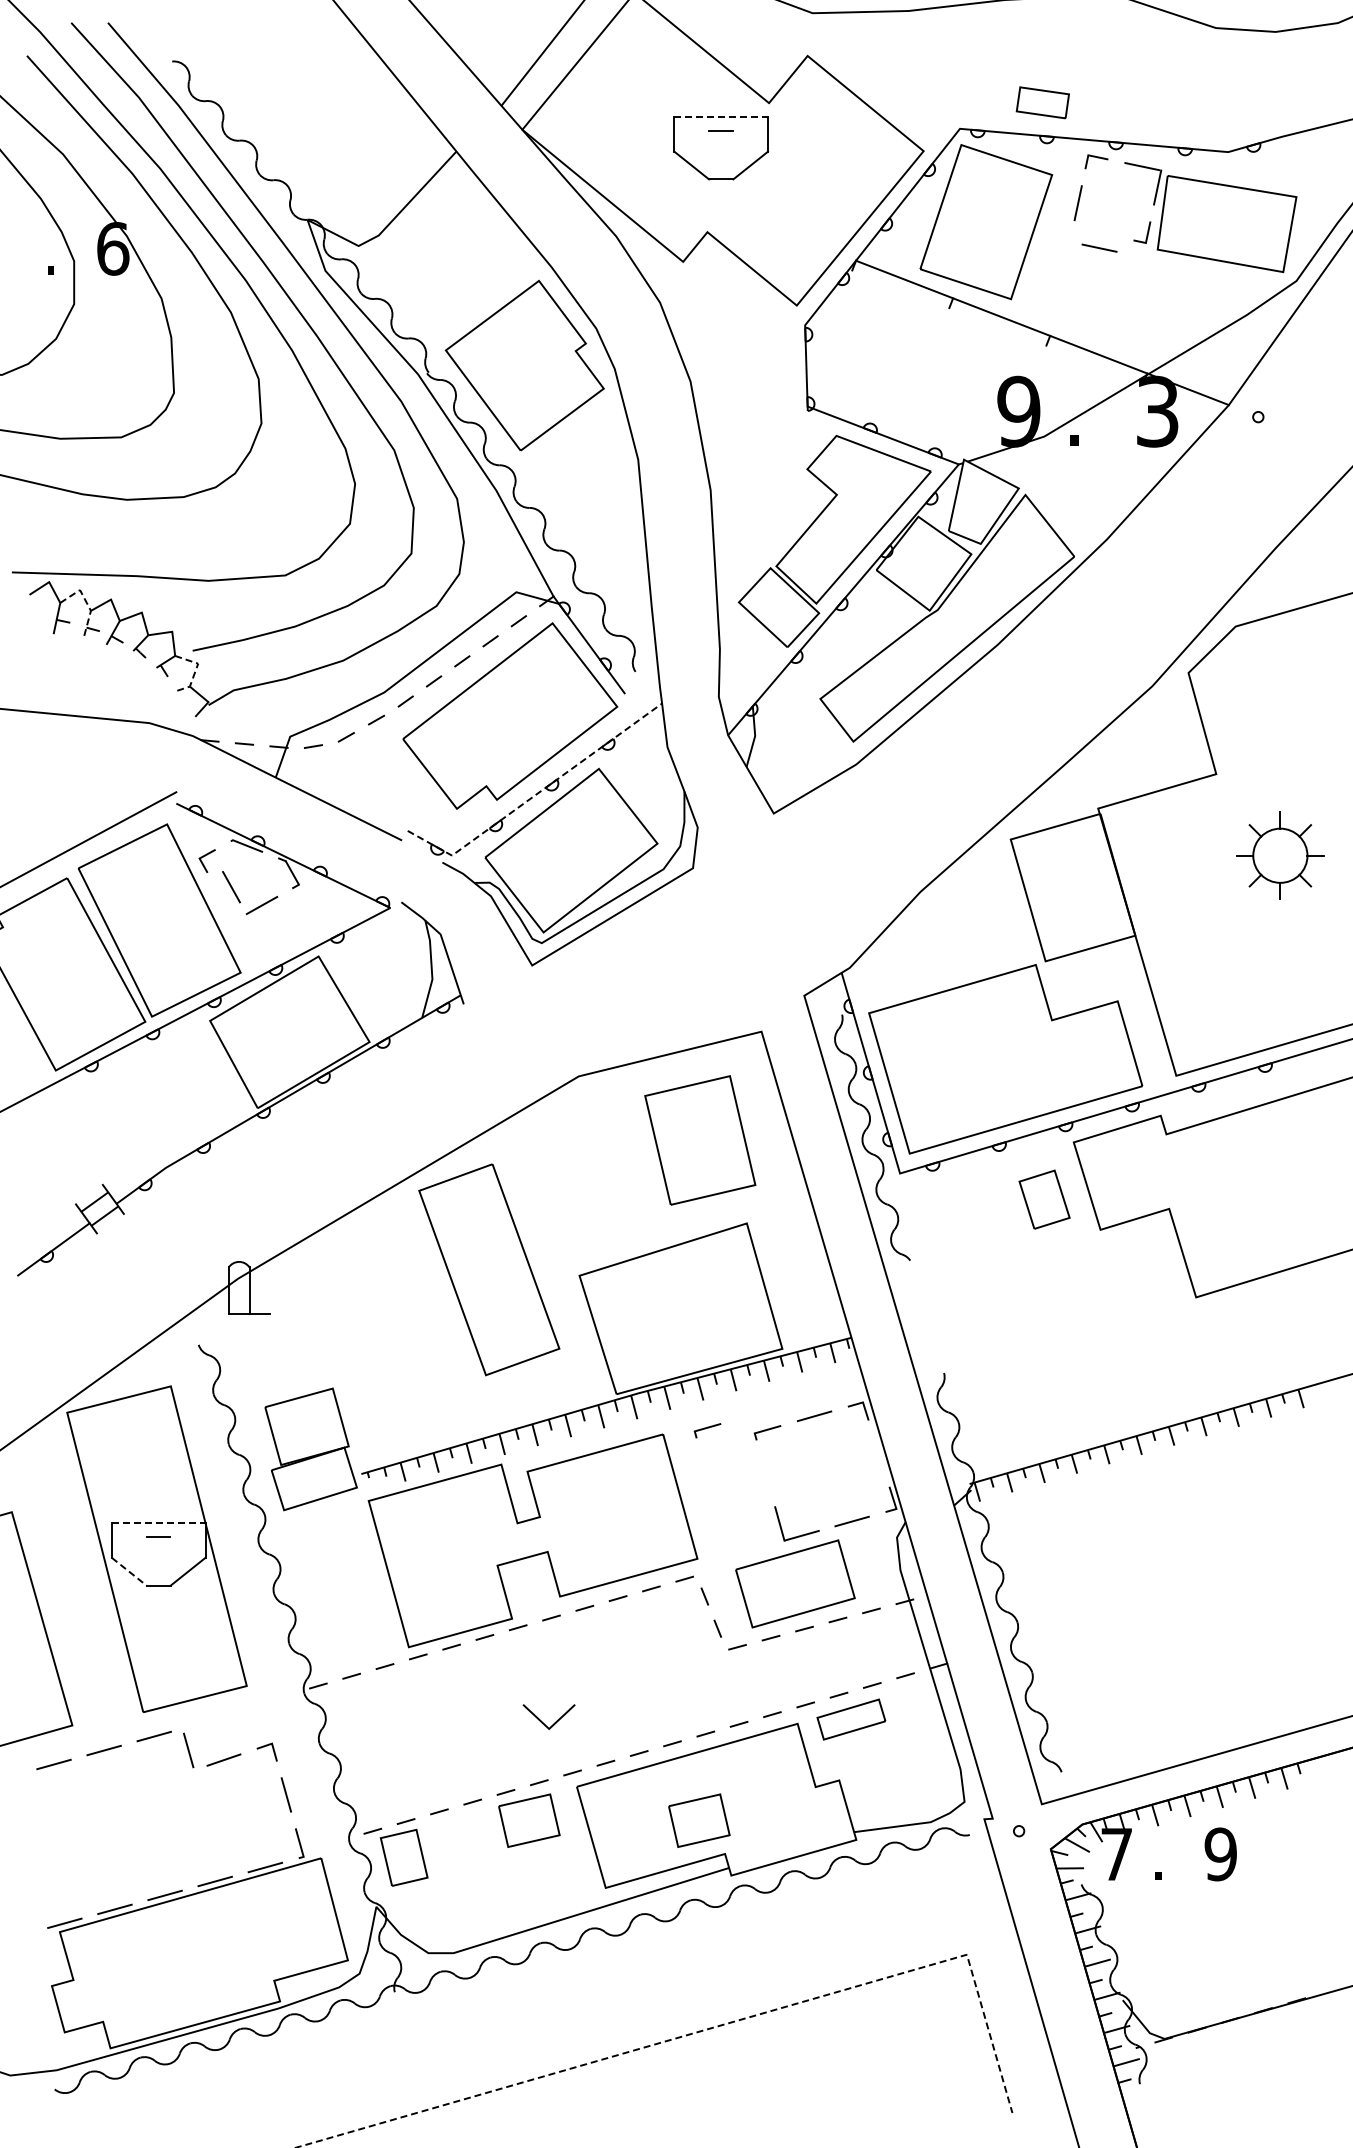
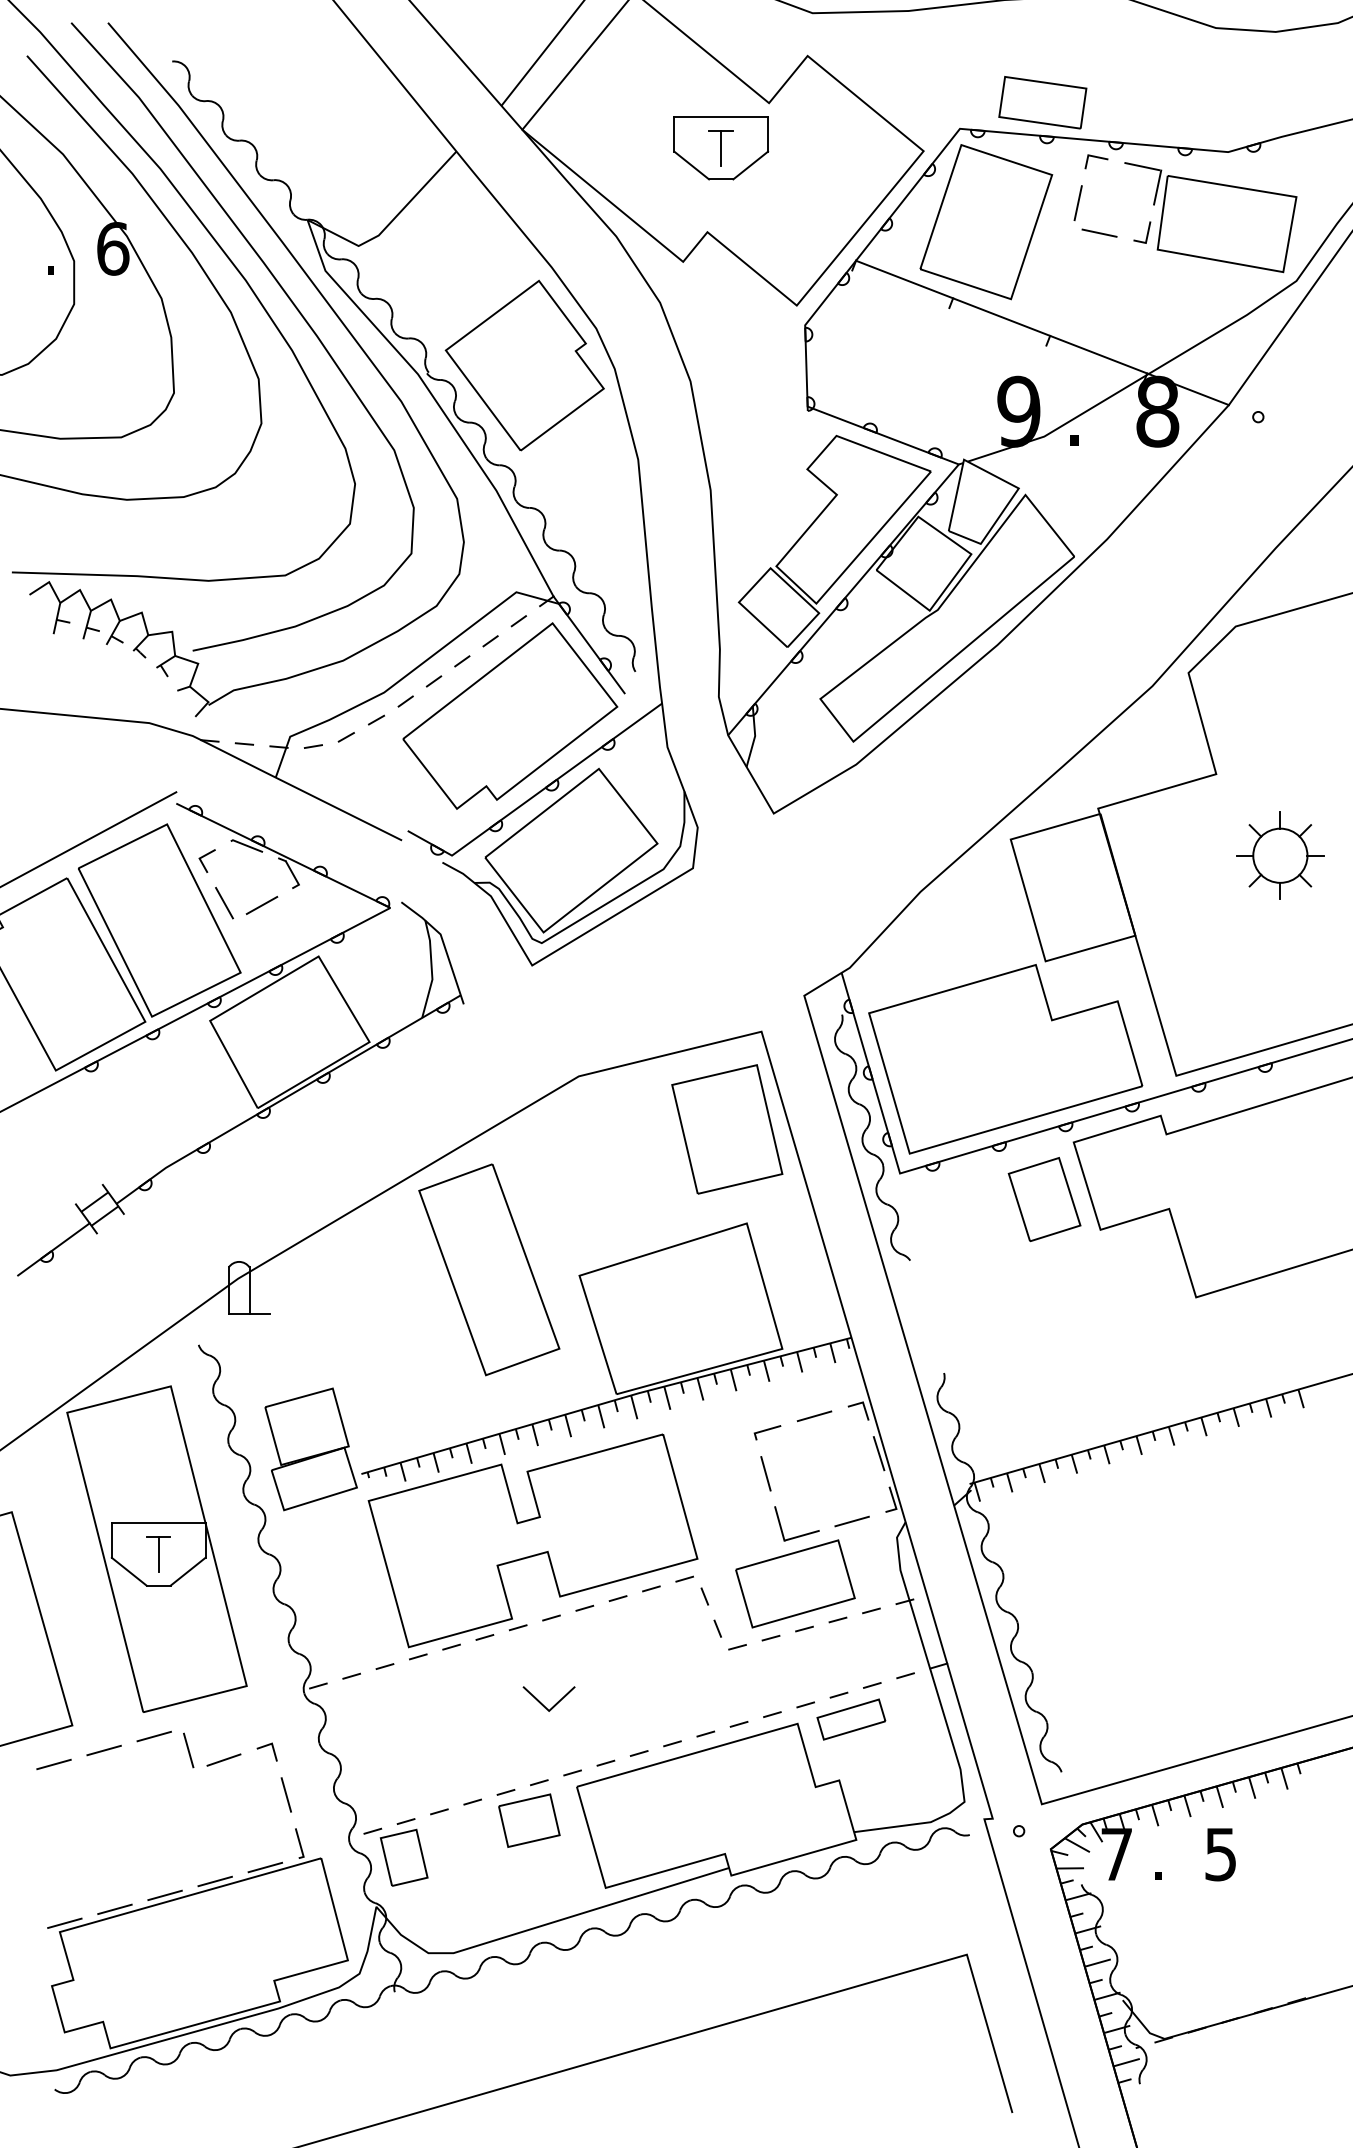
part size: 55x34 px -> 90x54 px (1042, 102)
line: dashed -> solid (721, 117)
line: none -> present (721, 147)
line position: (1099, 247) -> (1099, 232) (1099, 232)
text: 3 -> 8 (1157, 411)
line: dashed -> solid (86, 603)
line: dashed -> solid (195, 670)
line: dashed -> solid (536, 794)
line position: (231, 887) -> (224, 903) (224, 903)
part position: (700, 1140) -> (727, 1129) (727, 1129)
part size: 53x61 px -> 75x86 px (1044, 1199)
line: present -> none (707, 1428)
line: none -> present (878, 1453)
line: none -> present (765, 1473)
line: dashed -> solid (158, 1523)
line: none -> present (158, 1554)
line: dashed -> solid (129, 1572)
line position: (542, 1721) -> (542, 1703) (542, 1703)
part: present -> none (699, 1820)
text: 9 -> 5 (1220, 1854)
line: dashed -> solid (711, 2028)
